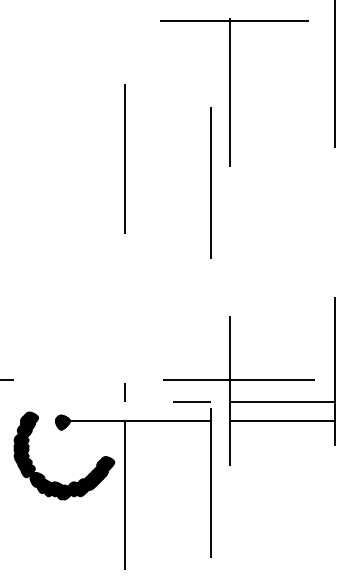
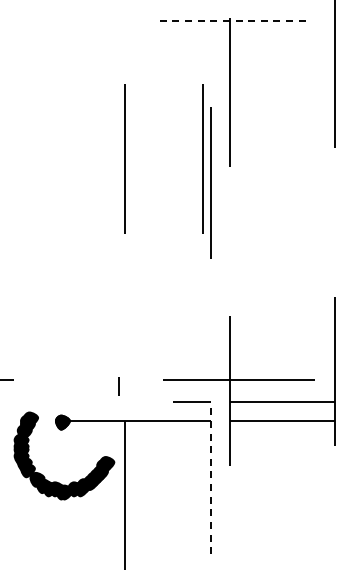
line: solid -> dashed (234, 20)
line: none -> present (202, 158)
line position: (124, 392) -> (118, 386) (118, 386)
line: solid -> dashed (210, 482)
